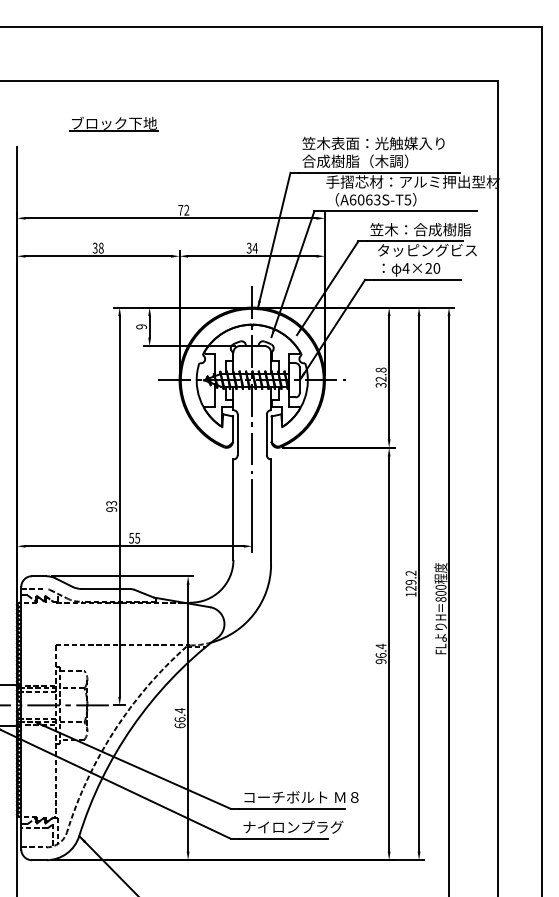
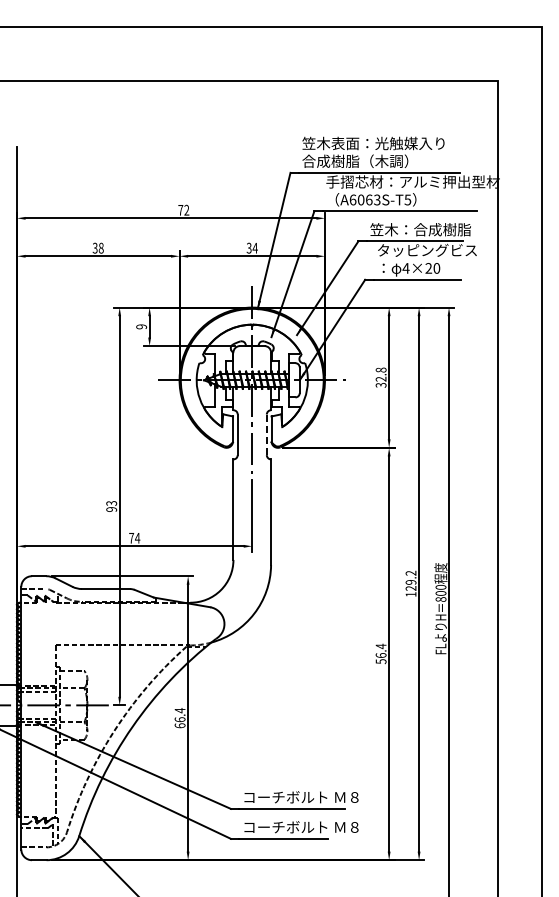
part: present -> none (113, 123)
line: solid -> dashed (266, 434)
text: 55 -> 74 (134, 538)
text: 96.4 -> 56.4 (380, 661)
text: ナイロンプラグ -> コーチボルト Ｍ８ (300, 826)
